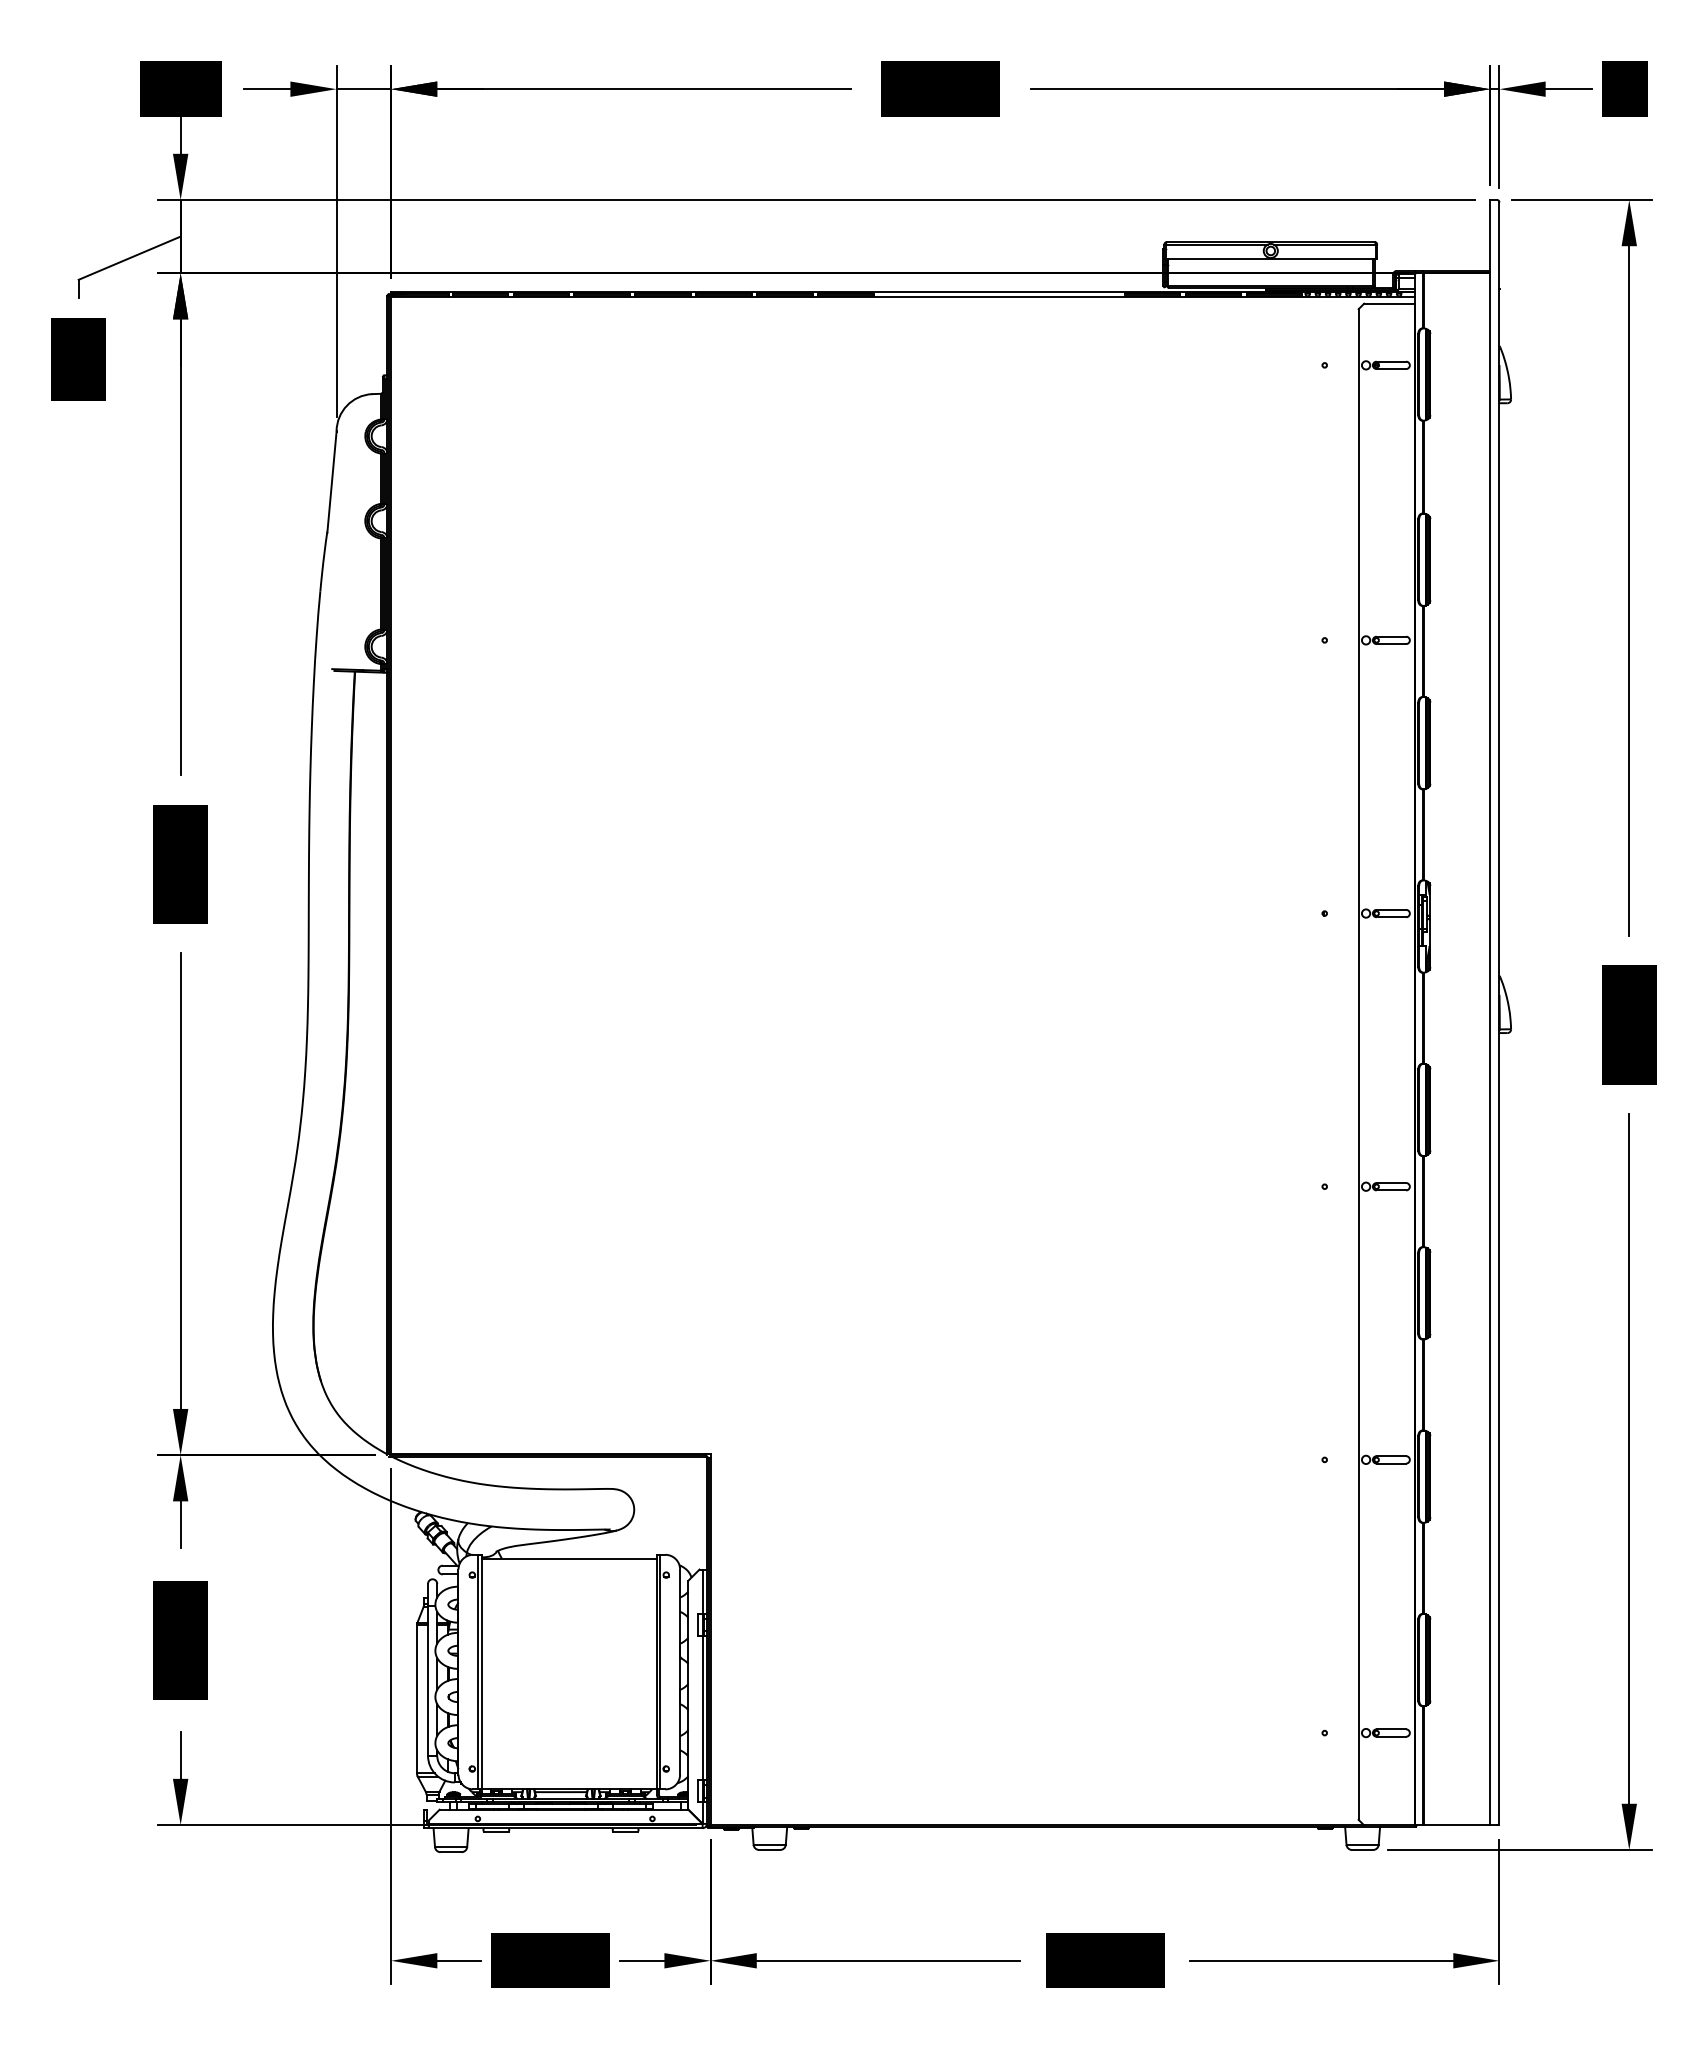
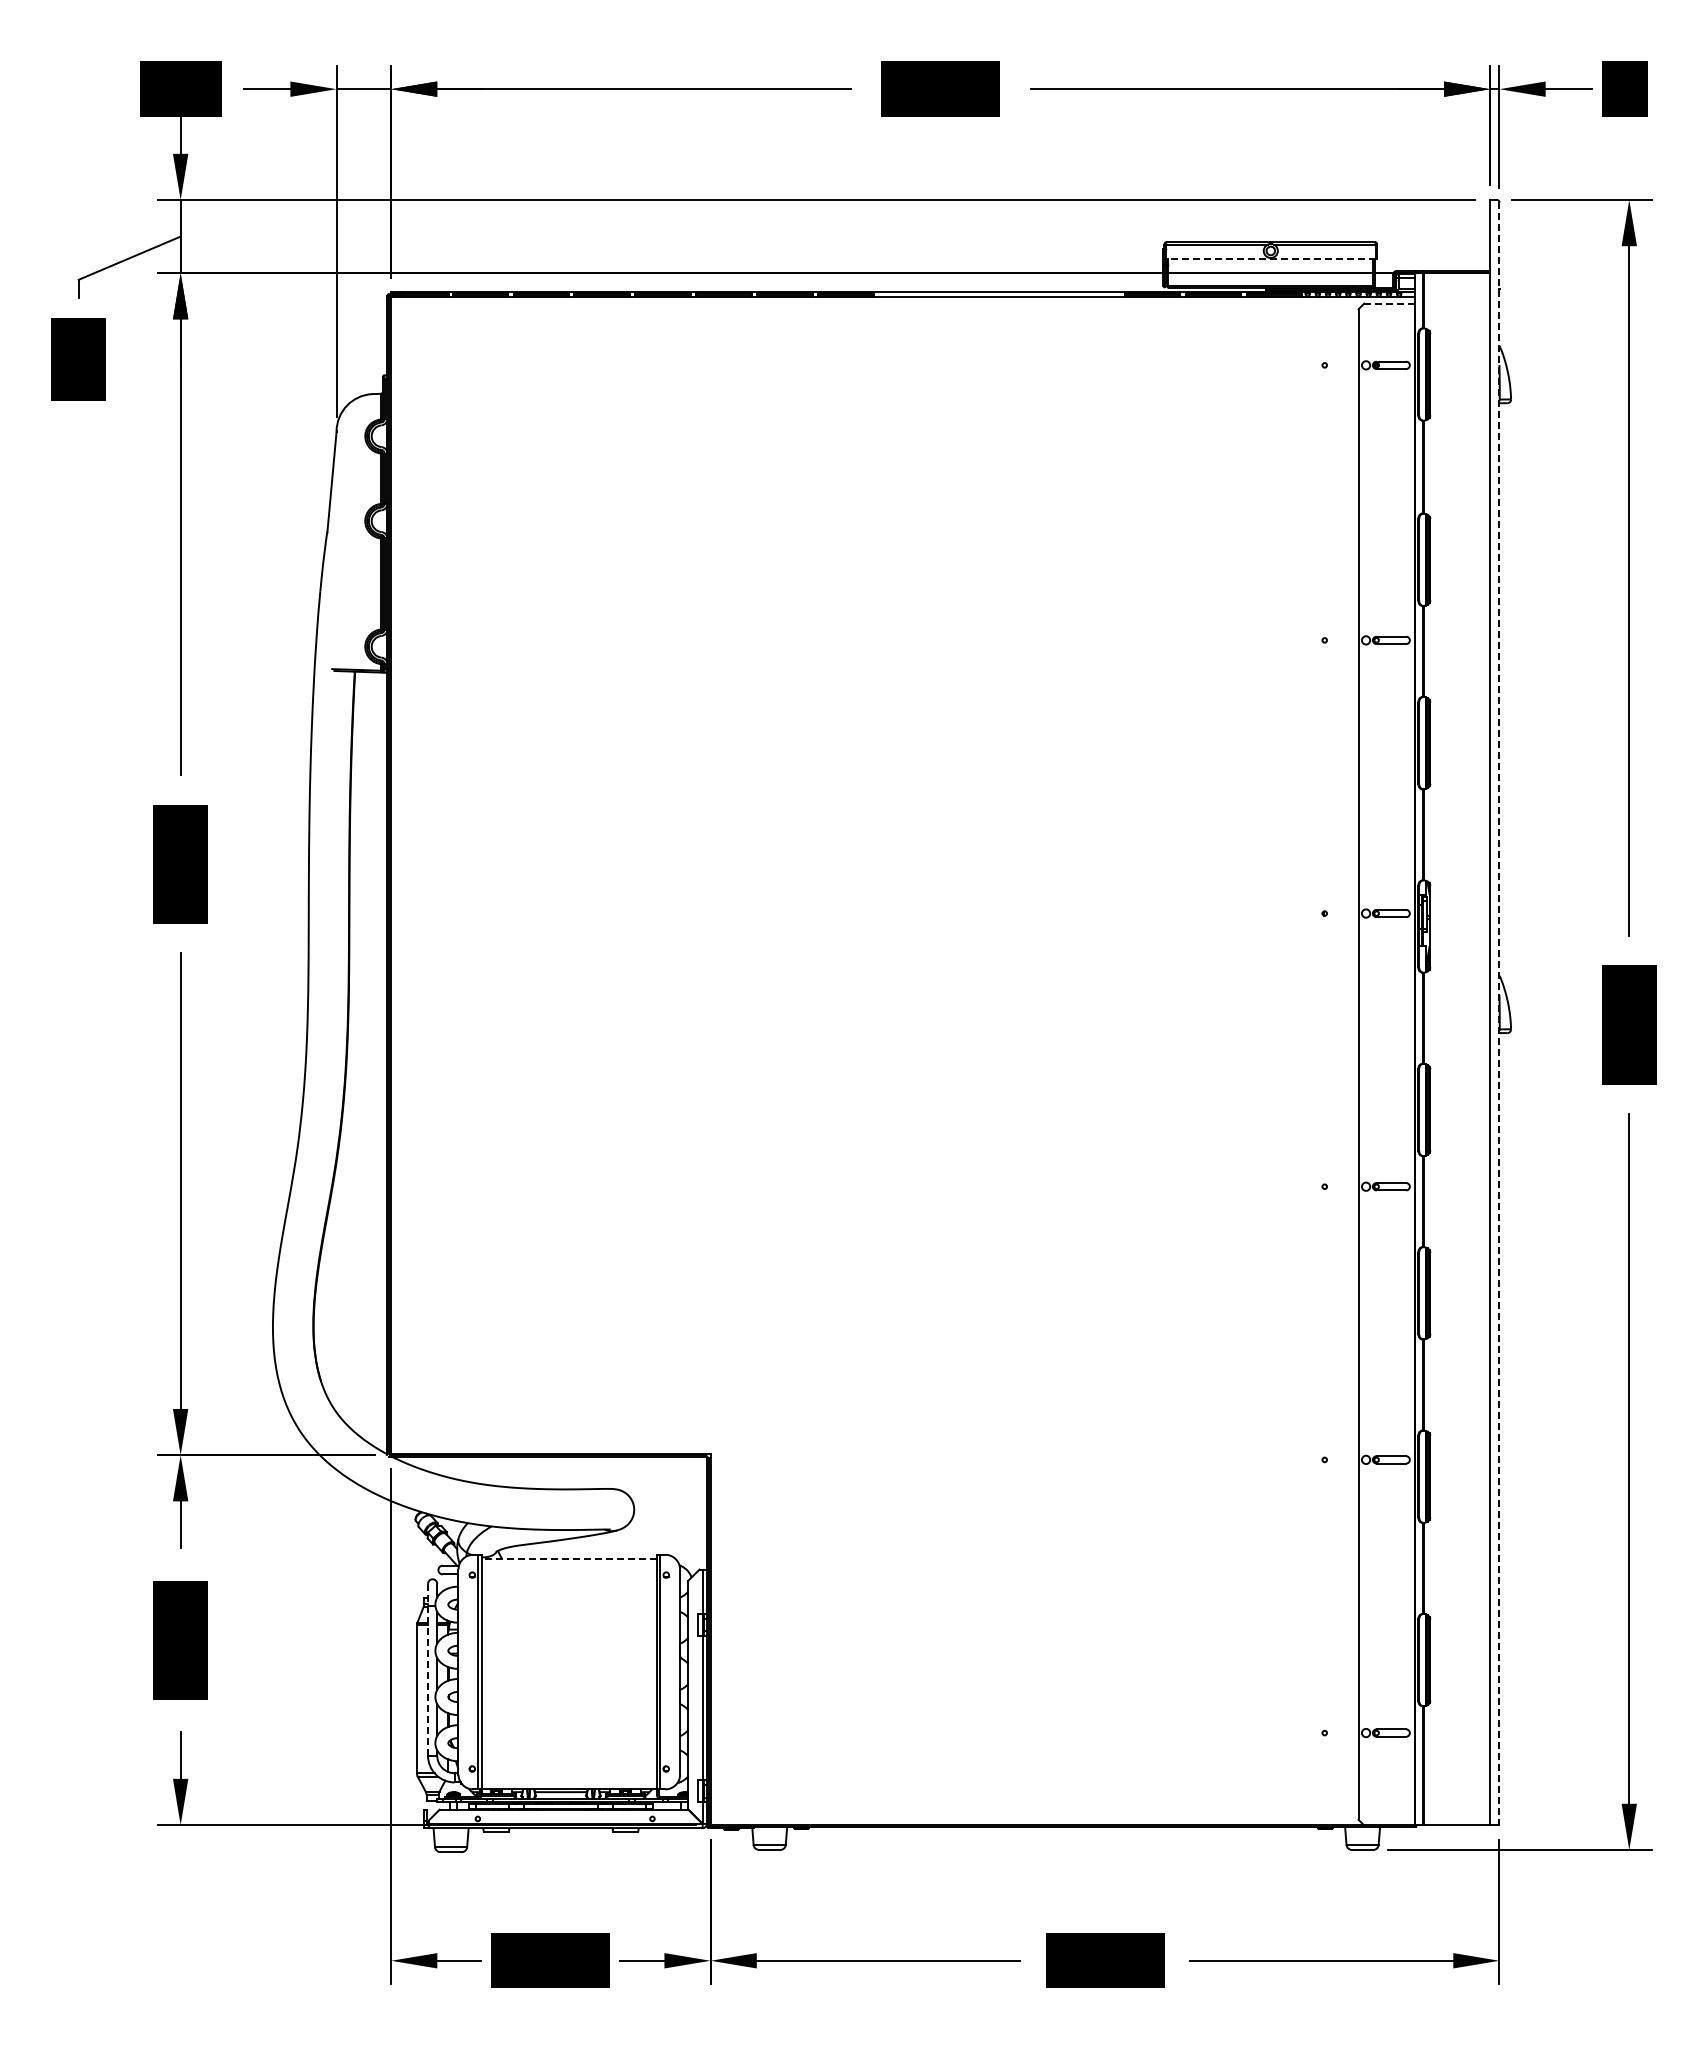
line: solid -> dashed (1270, 258)
line: solid -> dashed (1389, 303)
line: solid -> dashed (1499, 1014)
line: solid -> dashed (569, 1558)
line: solid -> dashed (428, 1669)
